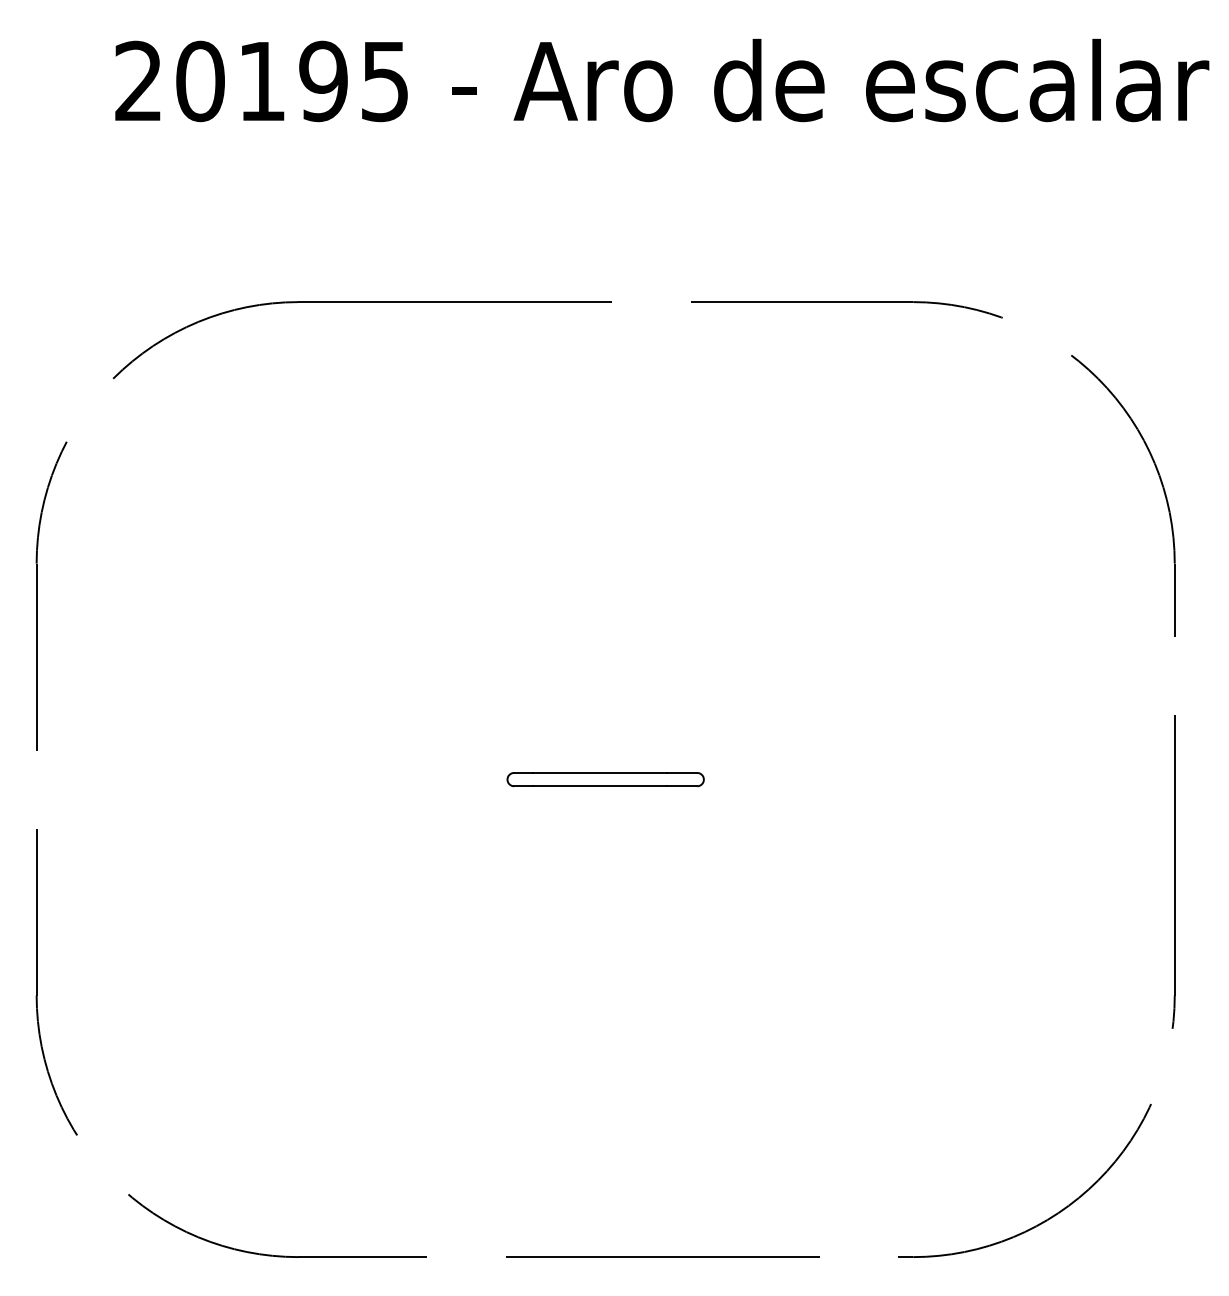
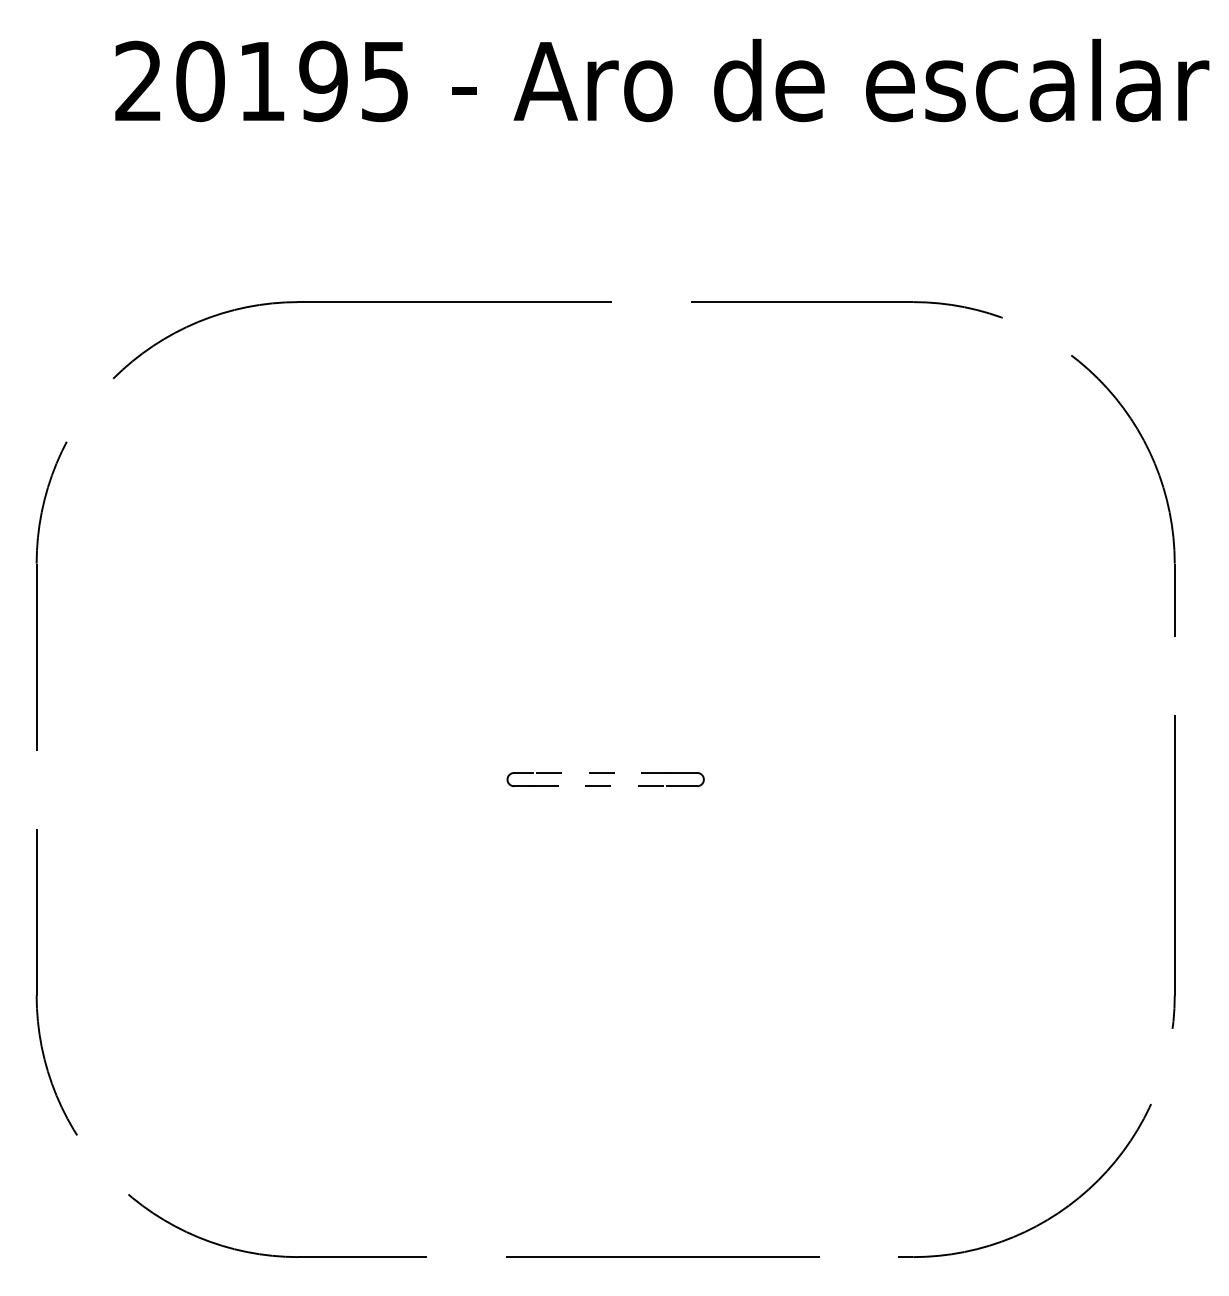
line: solid -> dashed (599, 772)
line: solid -> dashed (600, 786)
